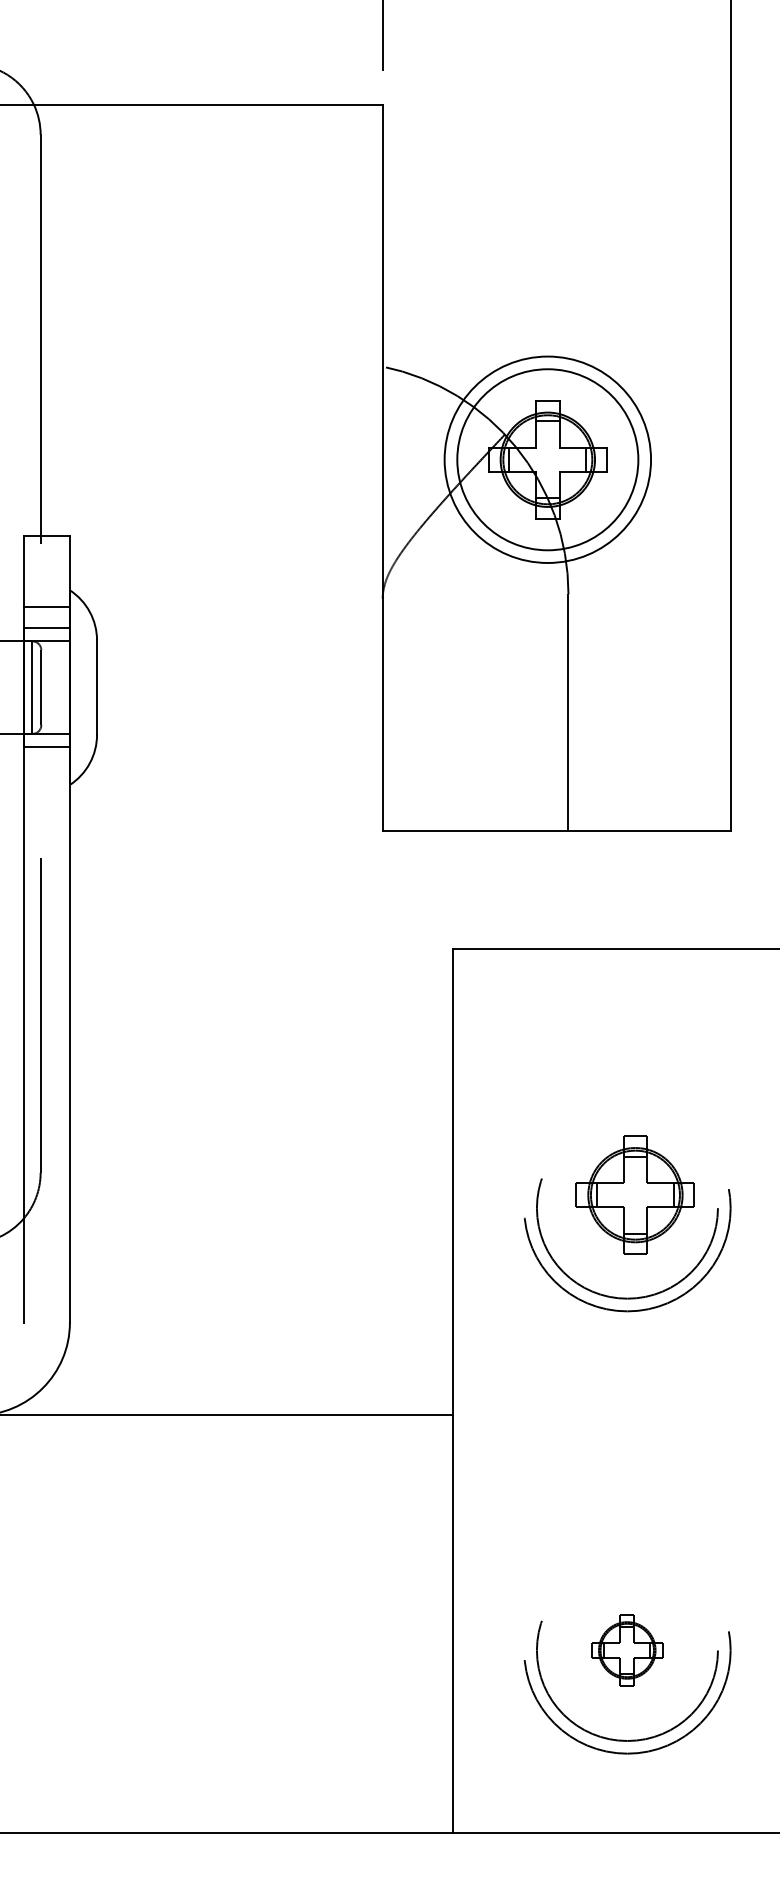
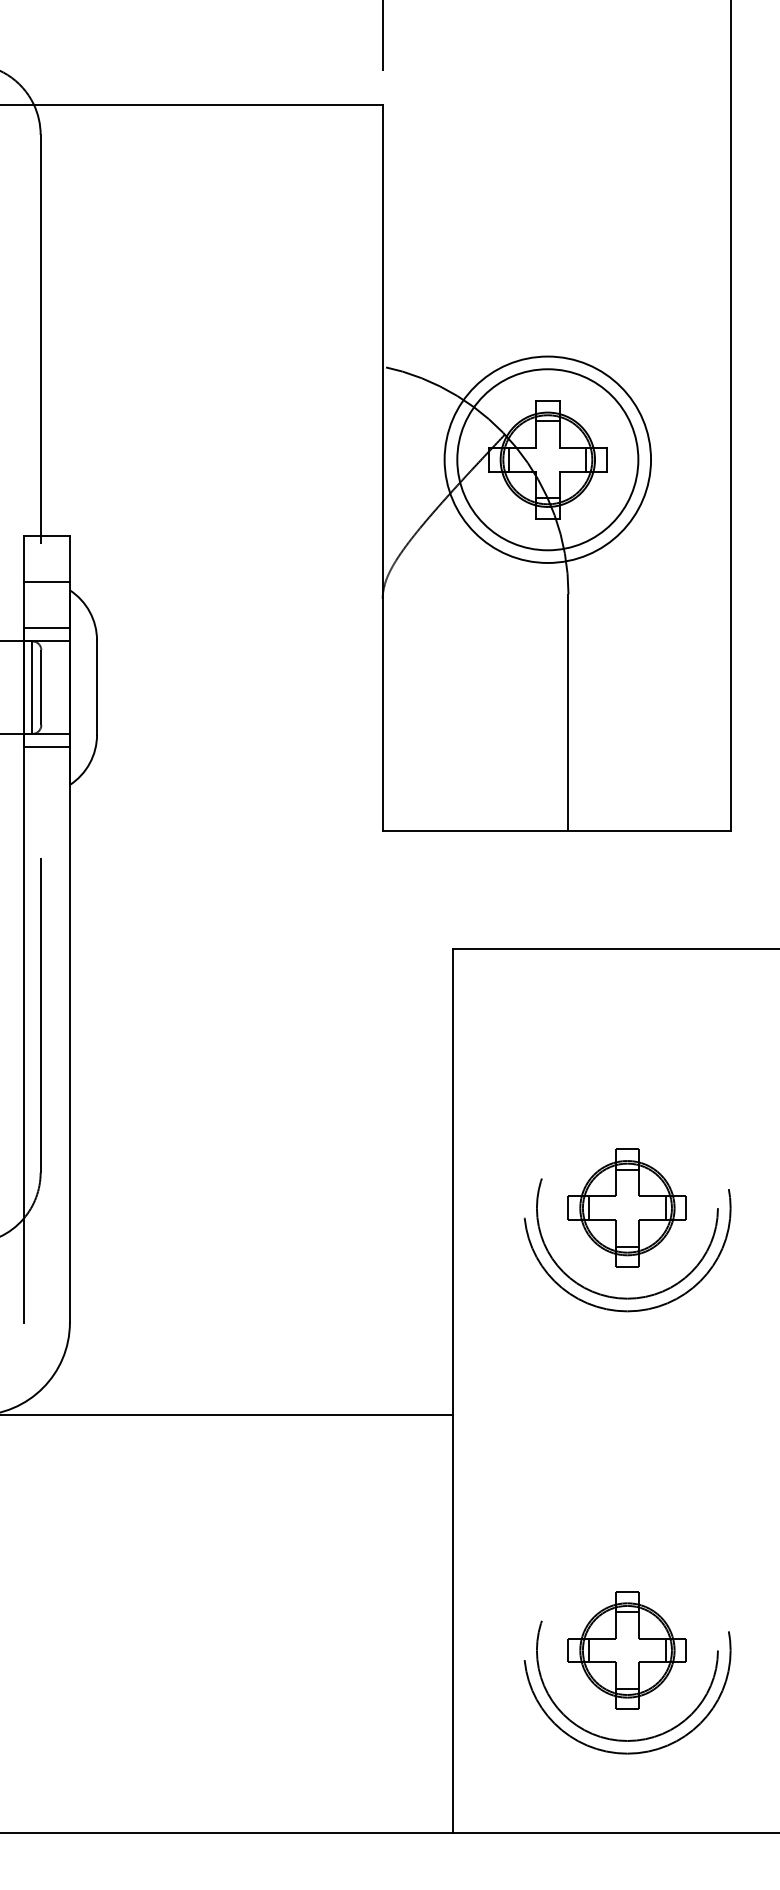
line position: (46, 607) -> (46, 582) (46, 582)
part position: (634, 1194) -> (626, 1207) (626, 1207)
part size: 73x73 px -> 120x119 px (626, 1650)
